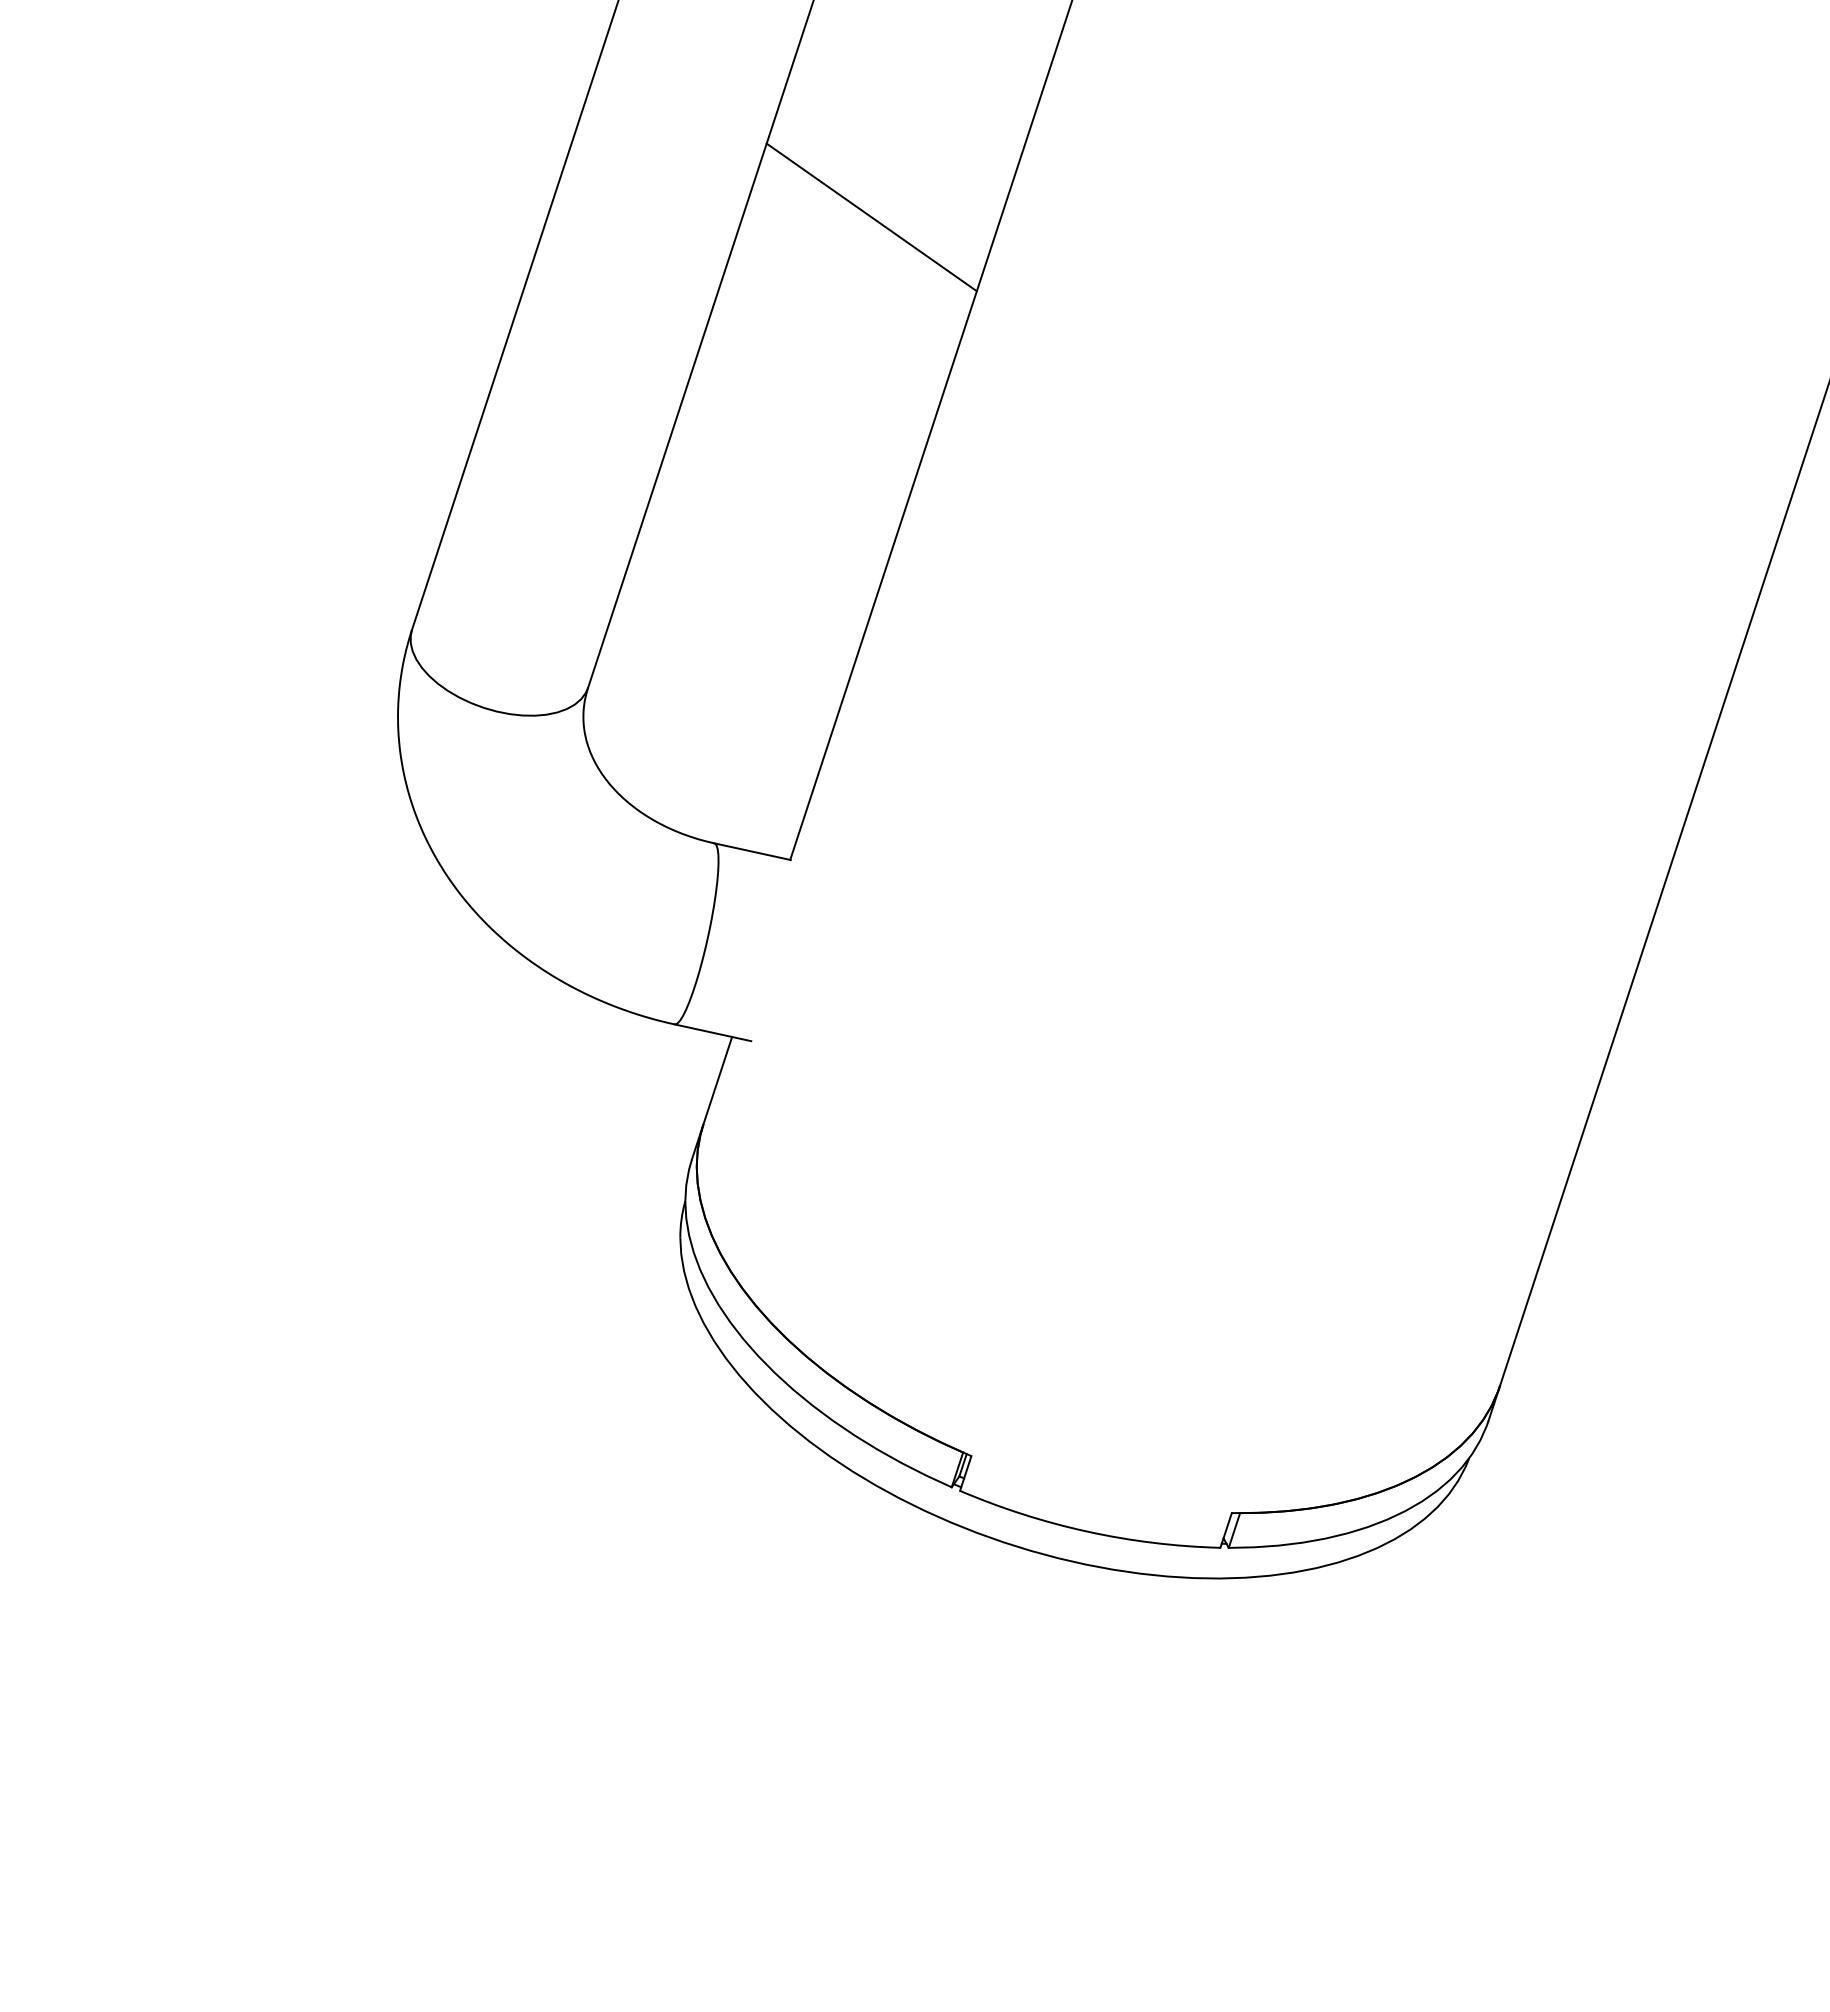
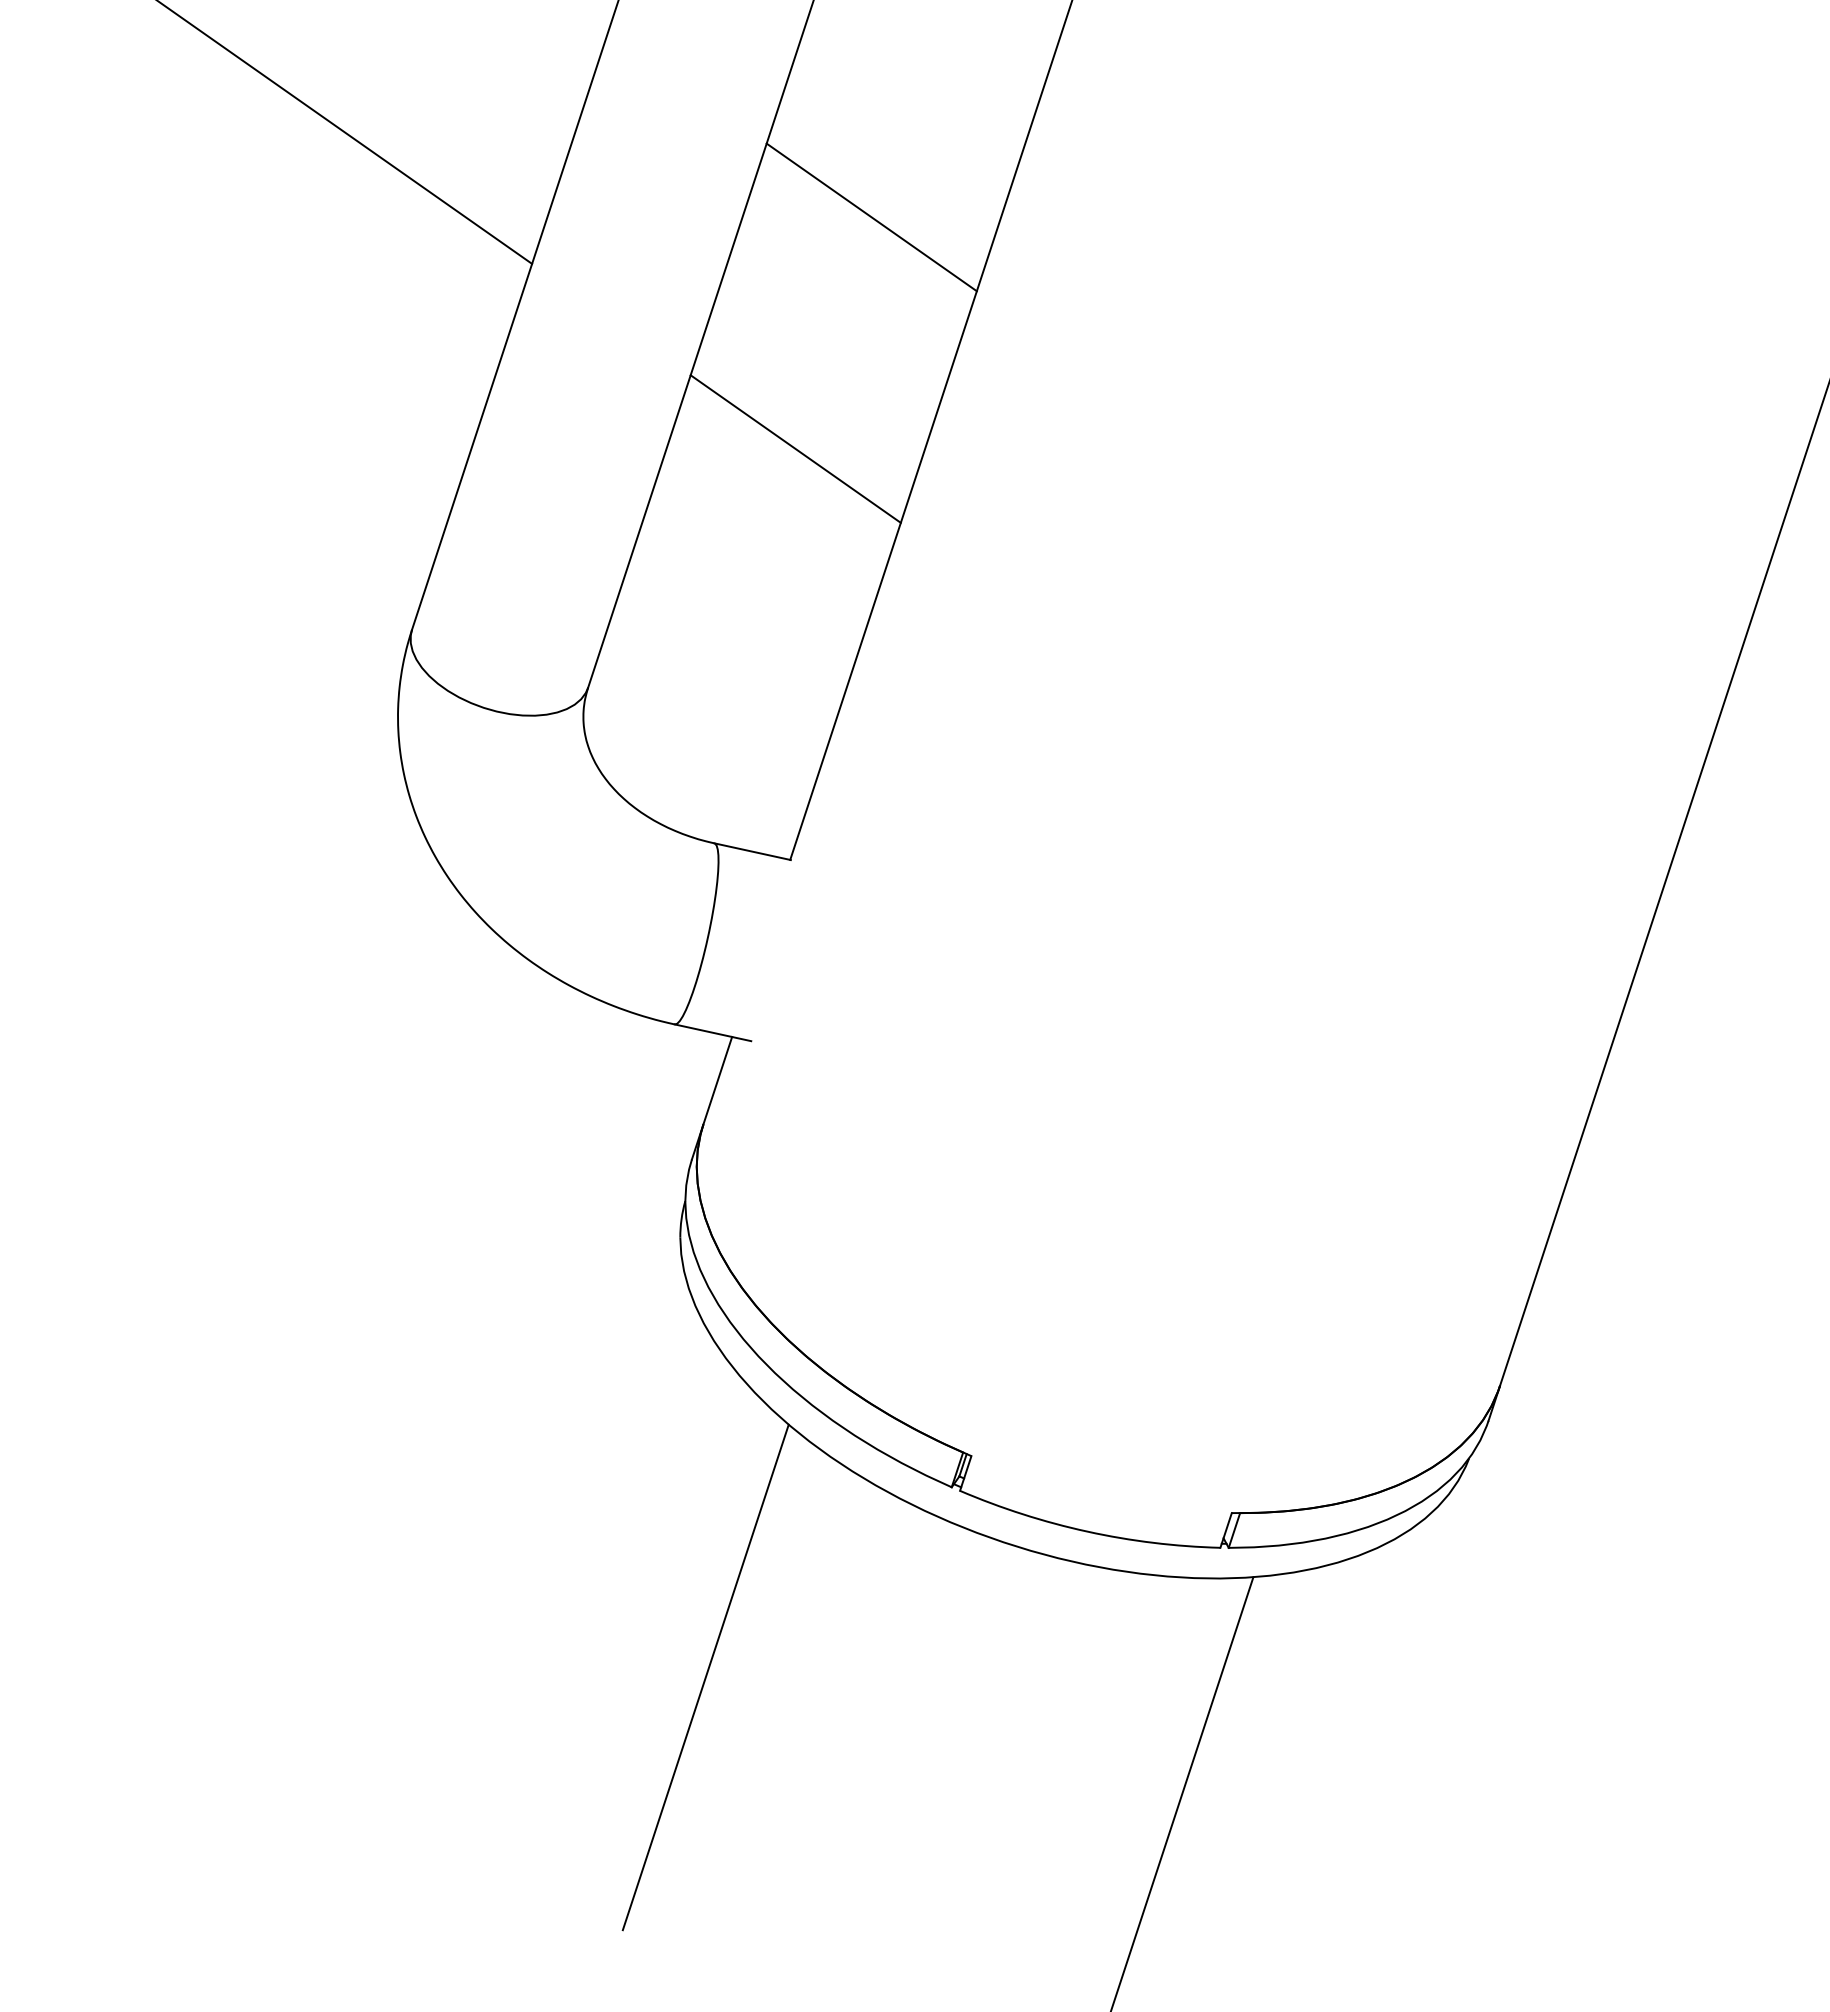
line: none -> present (345, 132)
line: none -> present (795, 448)
line: none -> present (705, 1677)
line: none -> present (1182, 1792)
